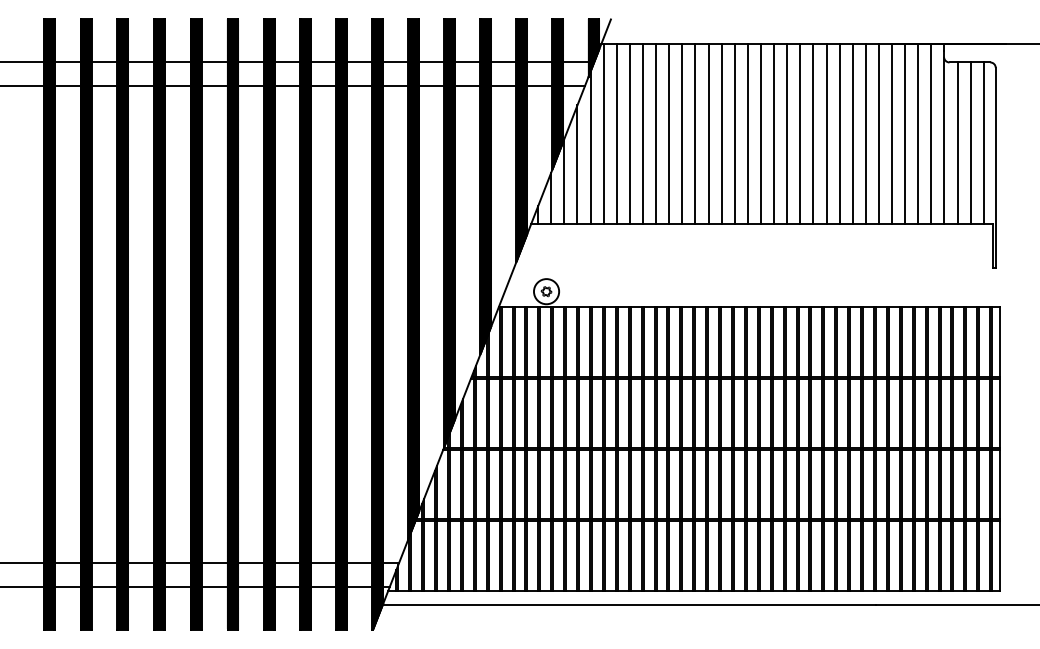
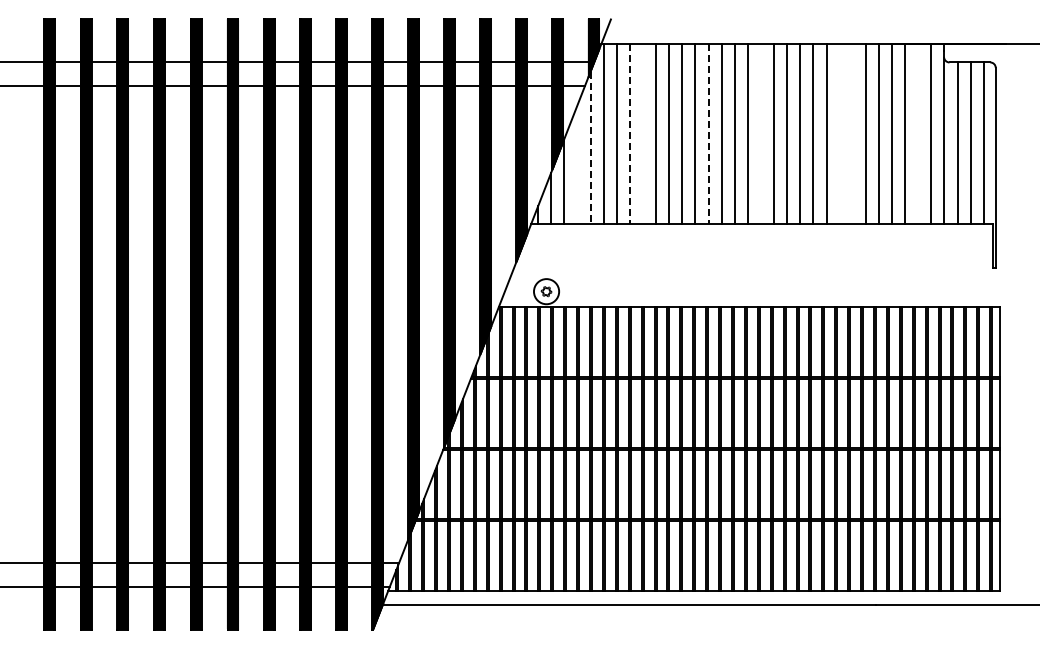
line: solid -> dashed (629, 134)
line: present -> none (643, 134)
line: solid -> dashed (708, 134)
line: present -> none (760, 134)
line: present -> none (839, 134)
line: present -> none (852, 134)
line: present -> none (918, 134)
line: solid -> dashed (590, 148)
line: present -> none (577, 164)
